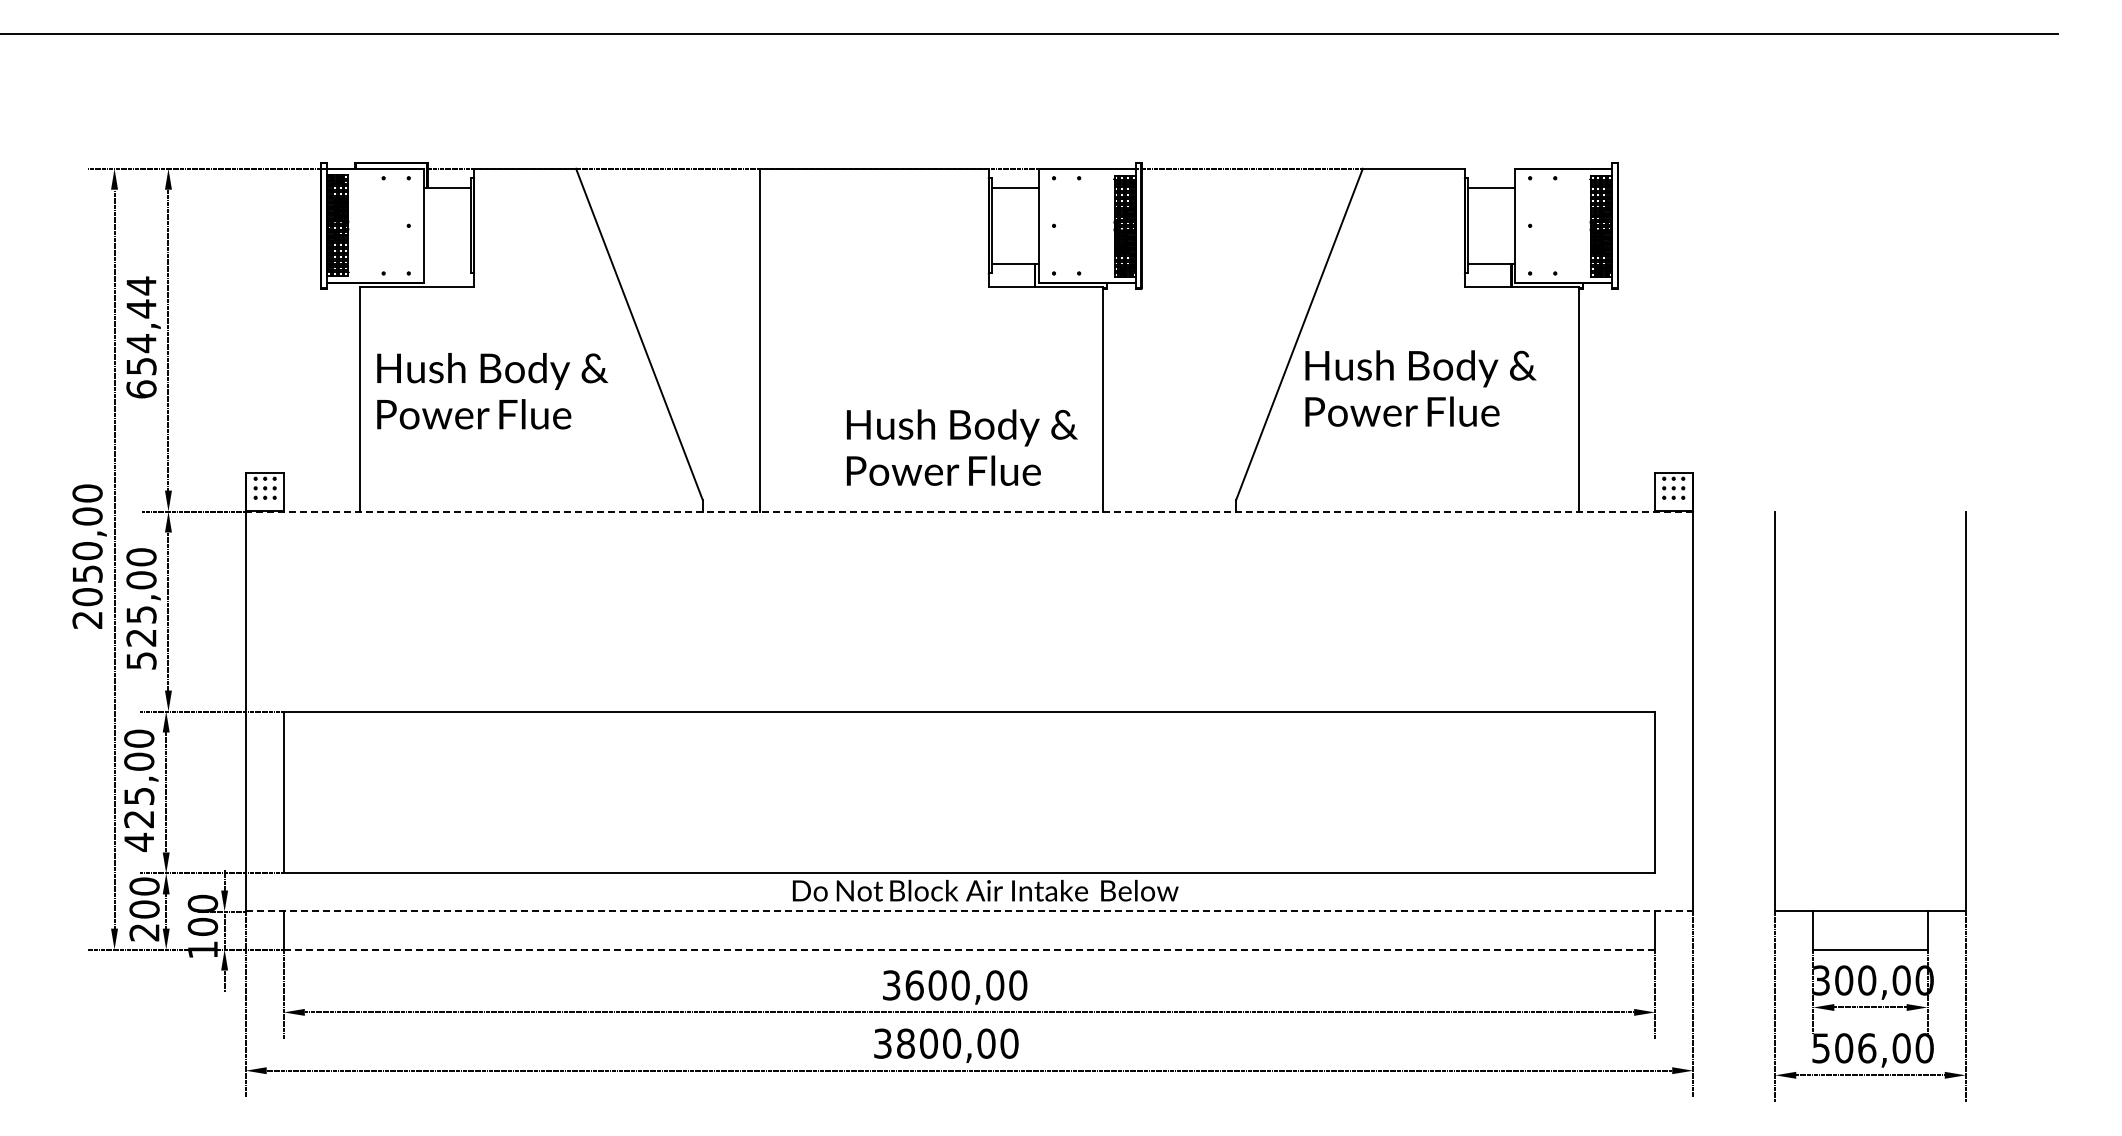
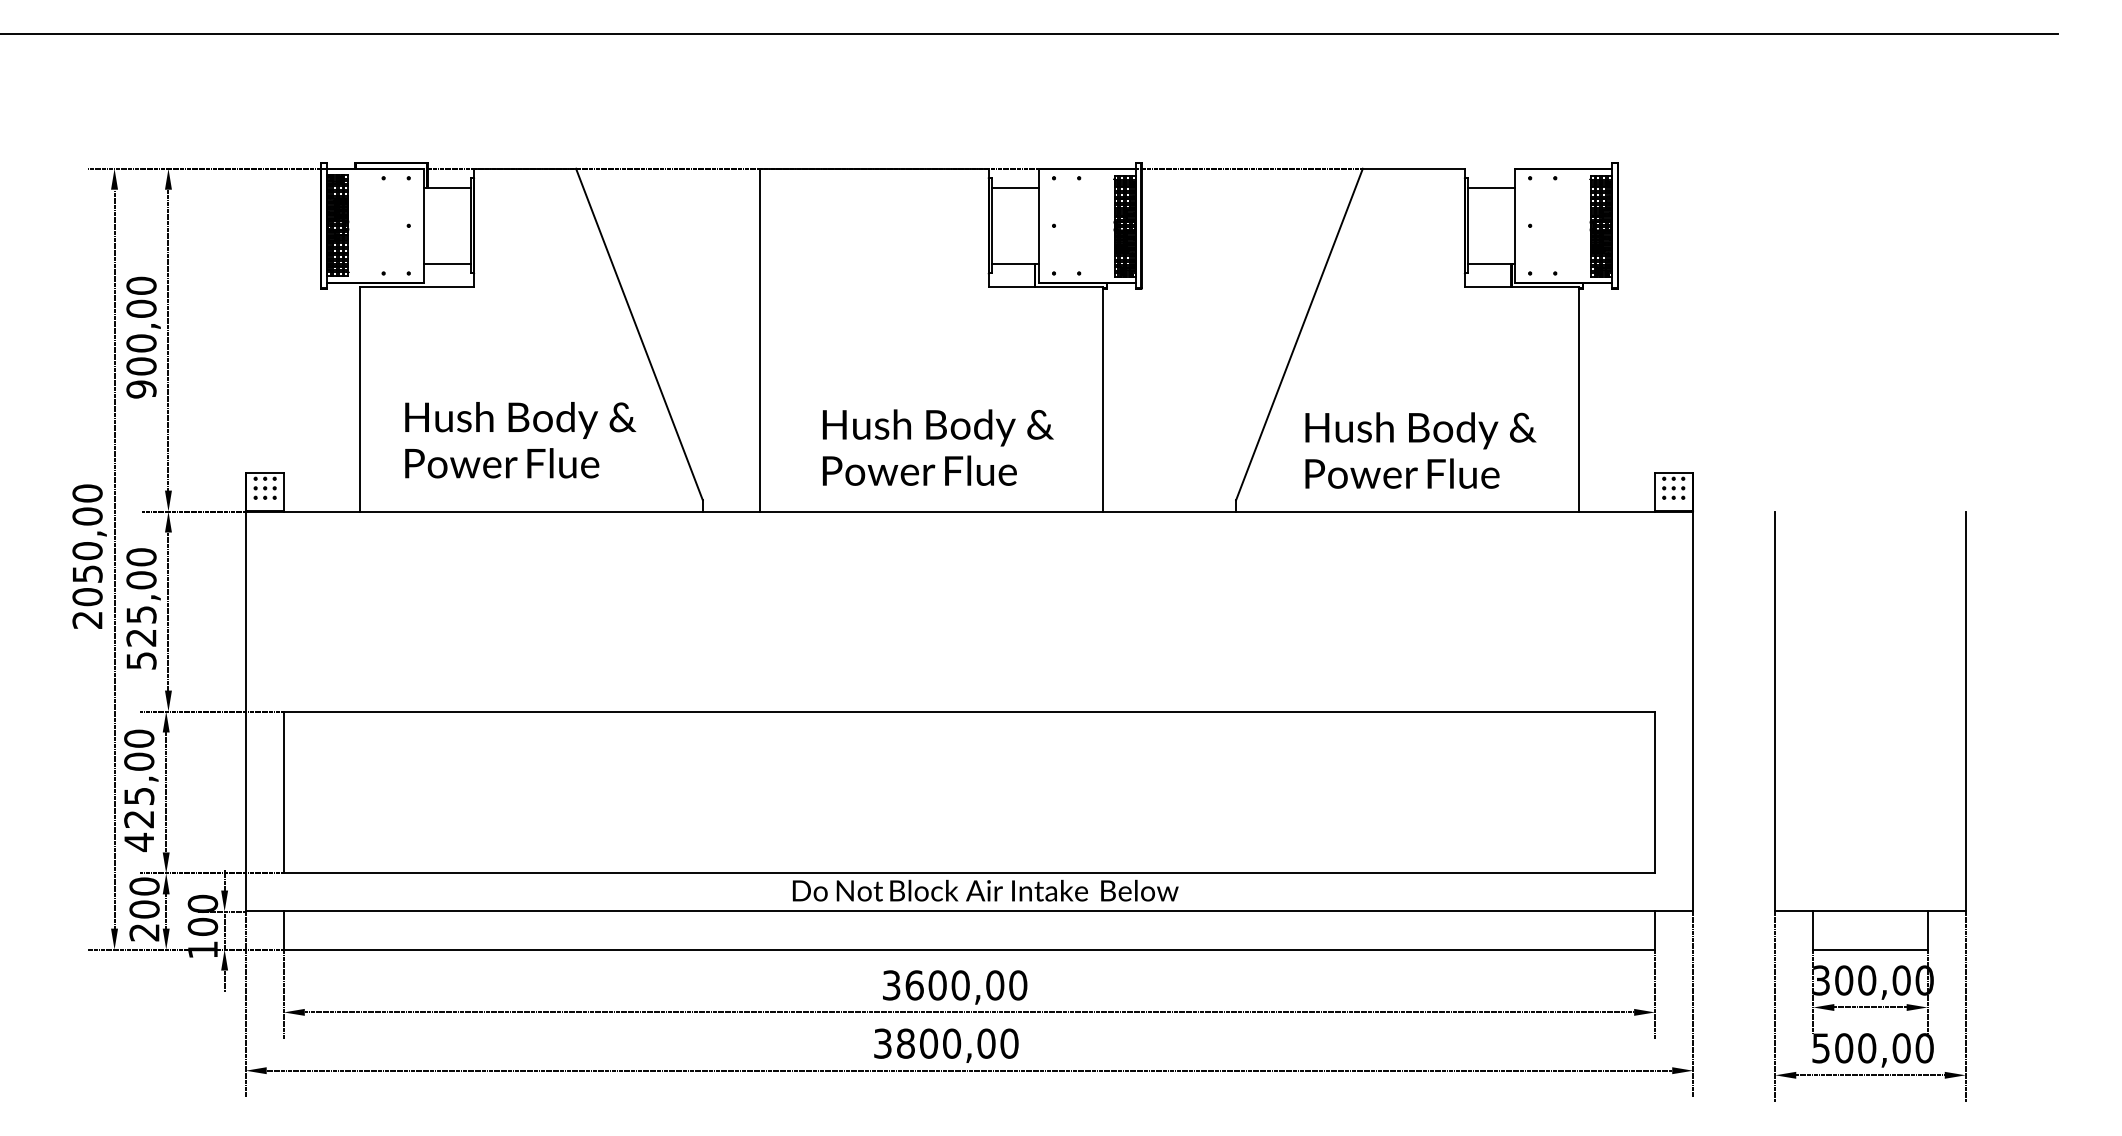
line: none -> present (447, 263)
text: 654,44 -> 900,00 (141, 337)
text position: (1420, 388) -> (1420, 450) (1420, 450)
text position: (492, 391) -> (520, 440) (520, 440)
text position: (962, 447) -> (938, 447) (938, 447)
line: dashed -> solid (969, 511)
line: dashed -> solid (969, 911)
line: dashed -> solid (969, 949)
text: 506,00 -> 500,00 (1867, 1048)
